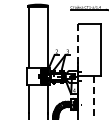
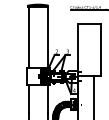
line: dashed -> solid (78, 44)
line: dashed -> solid (93, 97)
